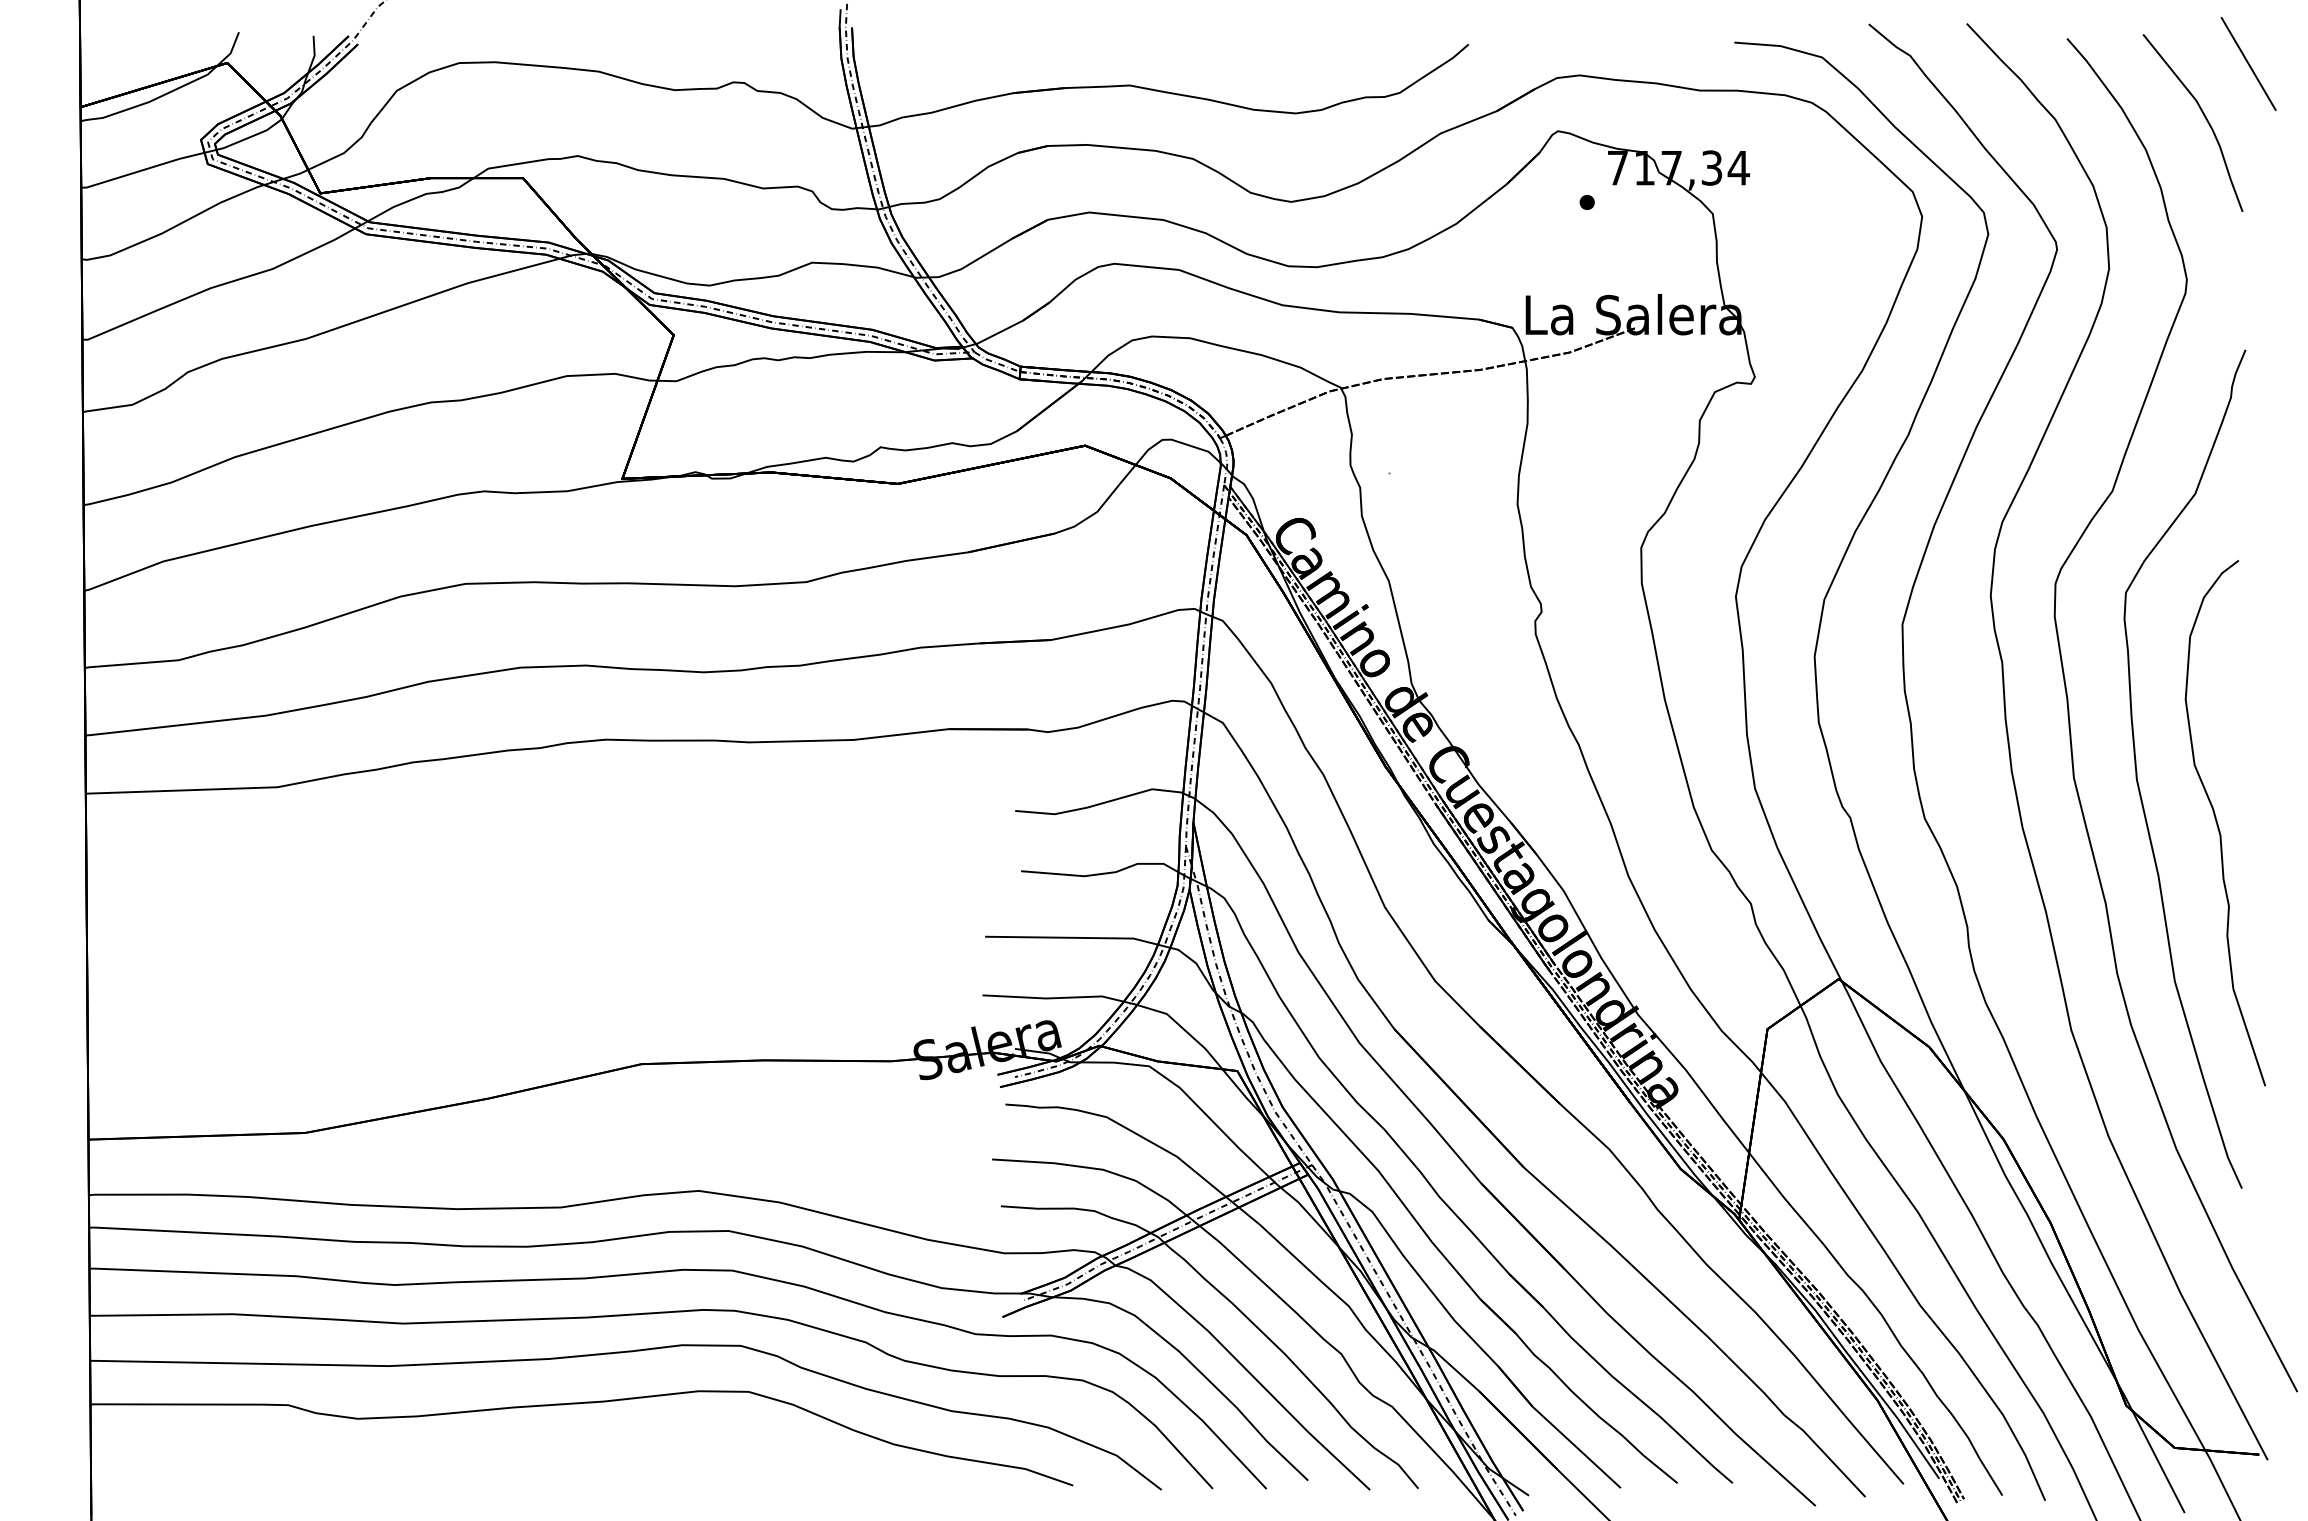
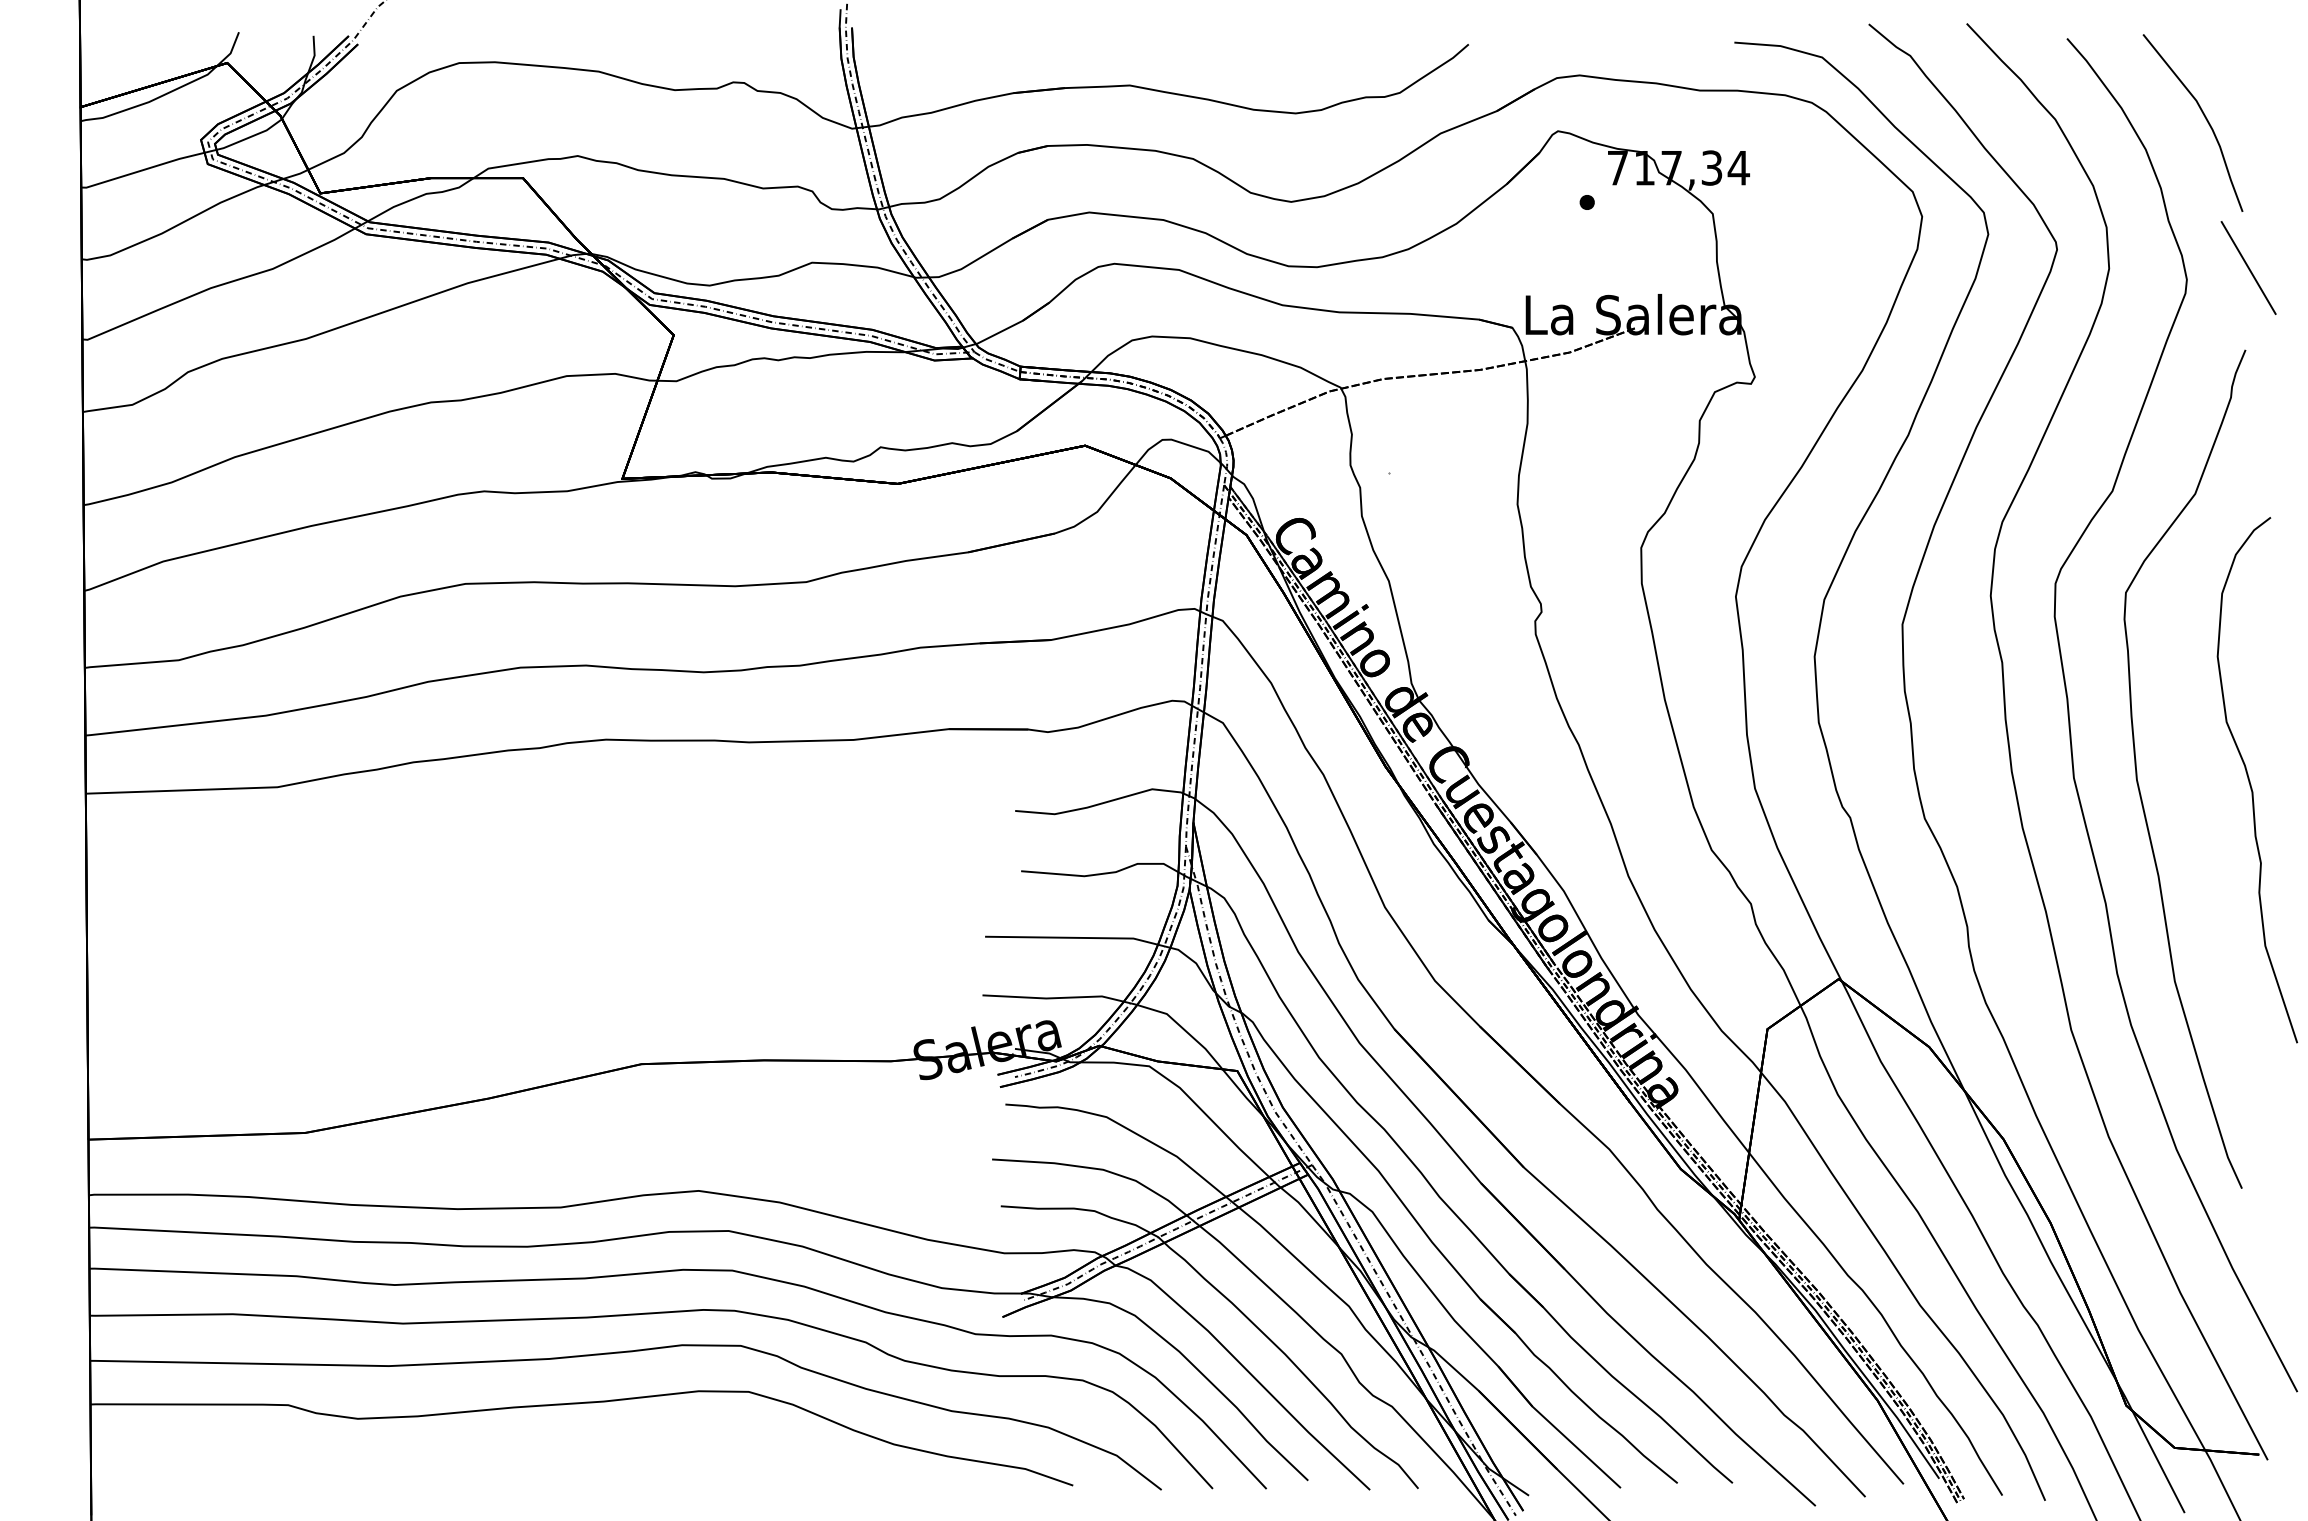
line position: (2248, 63) -> (2248, 267) (2248, 267)
curve position: (2218, 823) -> (2250, 780) (2250, 780)
